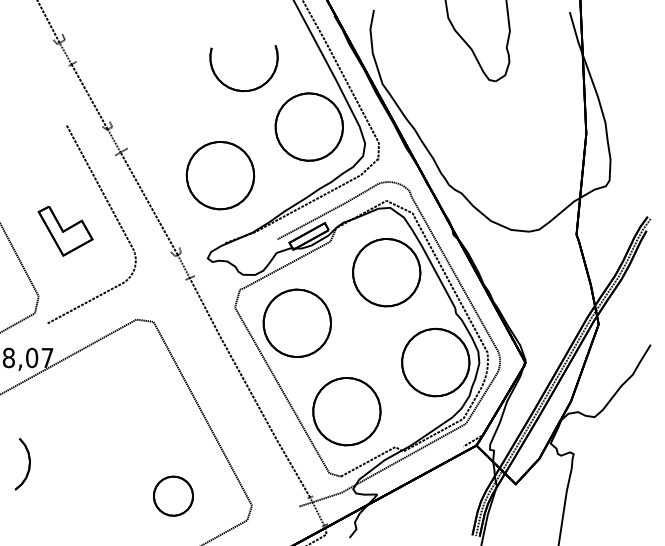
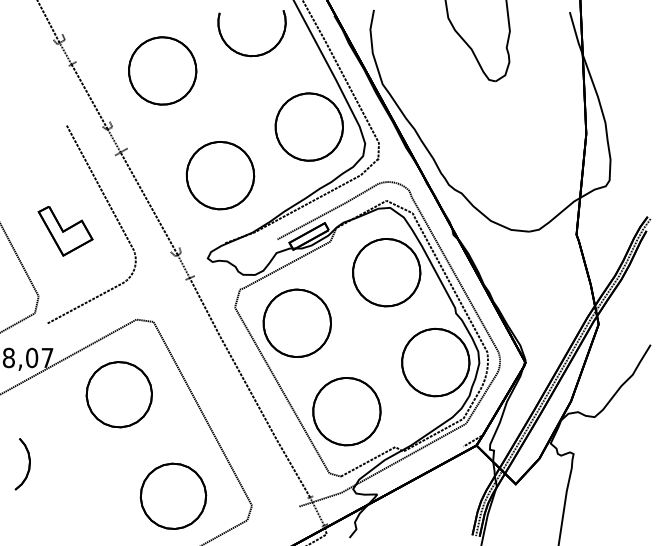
part: none -> present (162, 70)
part position: (240, 89) -> (248, 54) (248, 54)
part: none -> present (118, 394)
part size: 41x42 px -> 69x68 px (173, 495)
